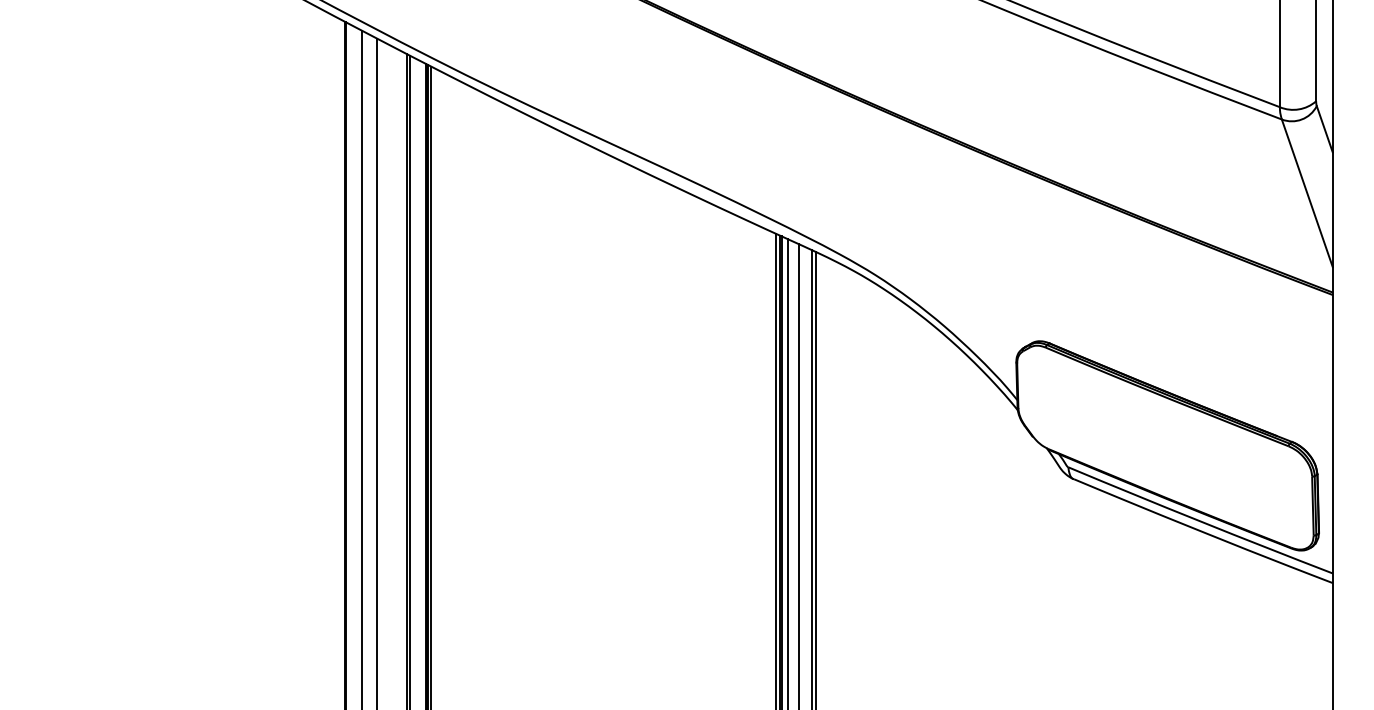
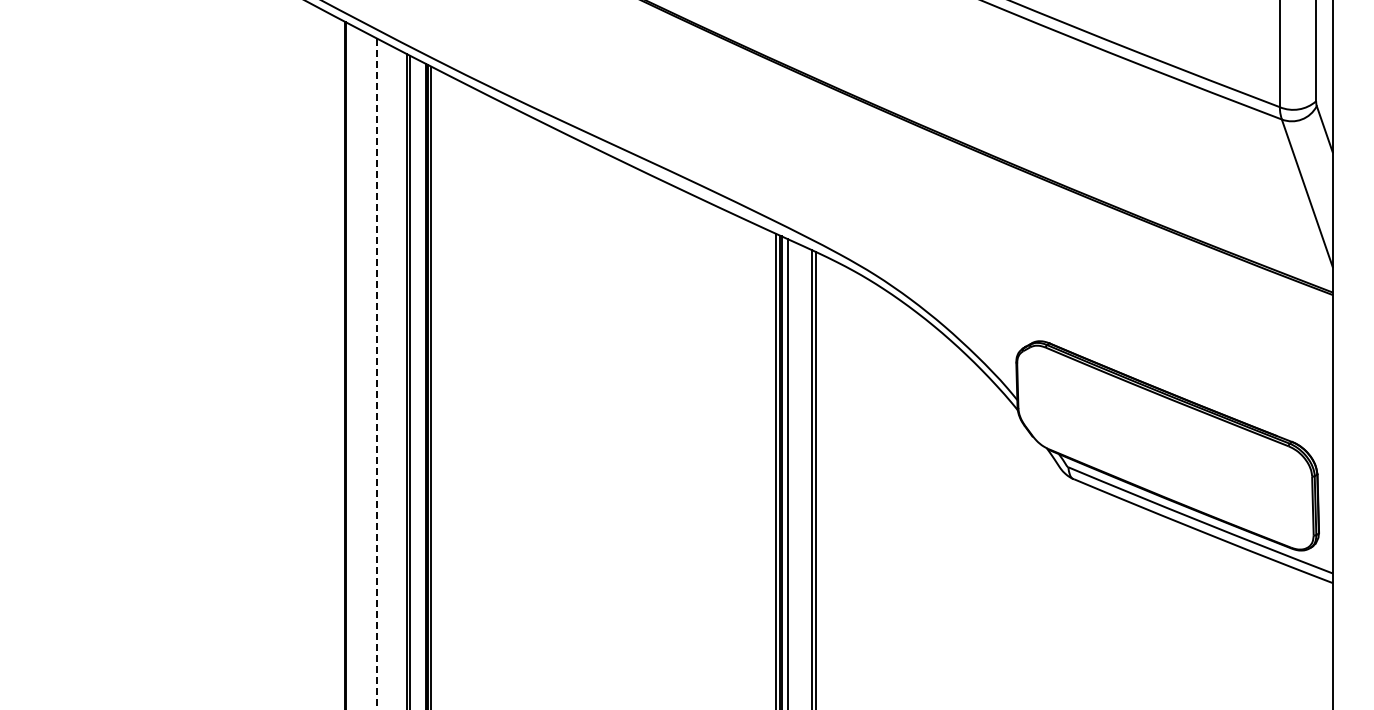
line: present -> none (362, 368)
line: solid -> dashed (377, 374)
line: present -> none (798, 475)
